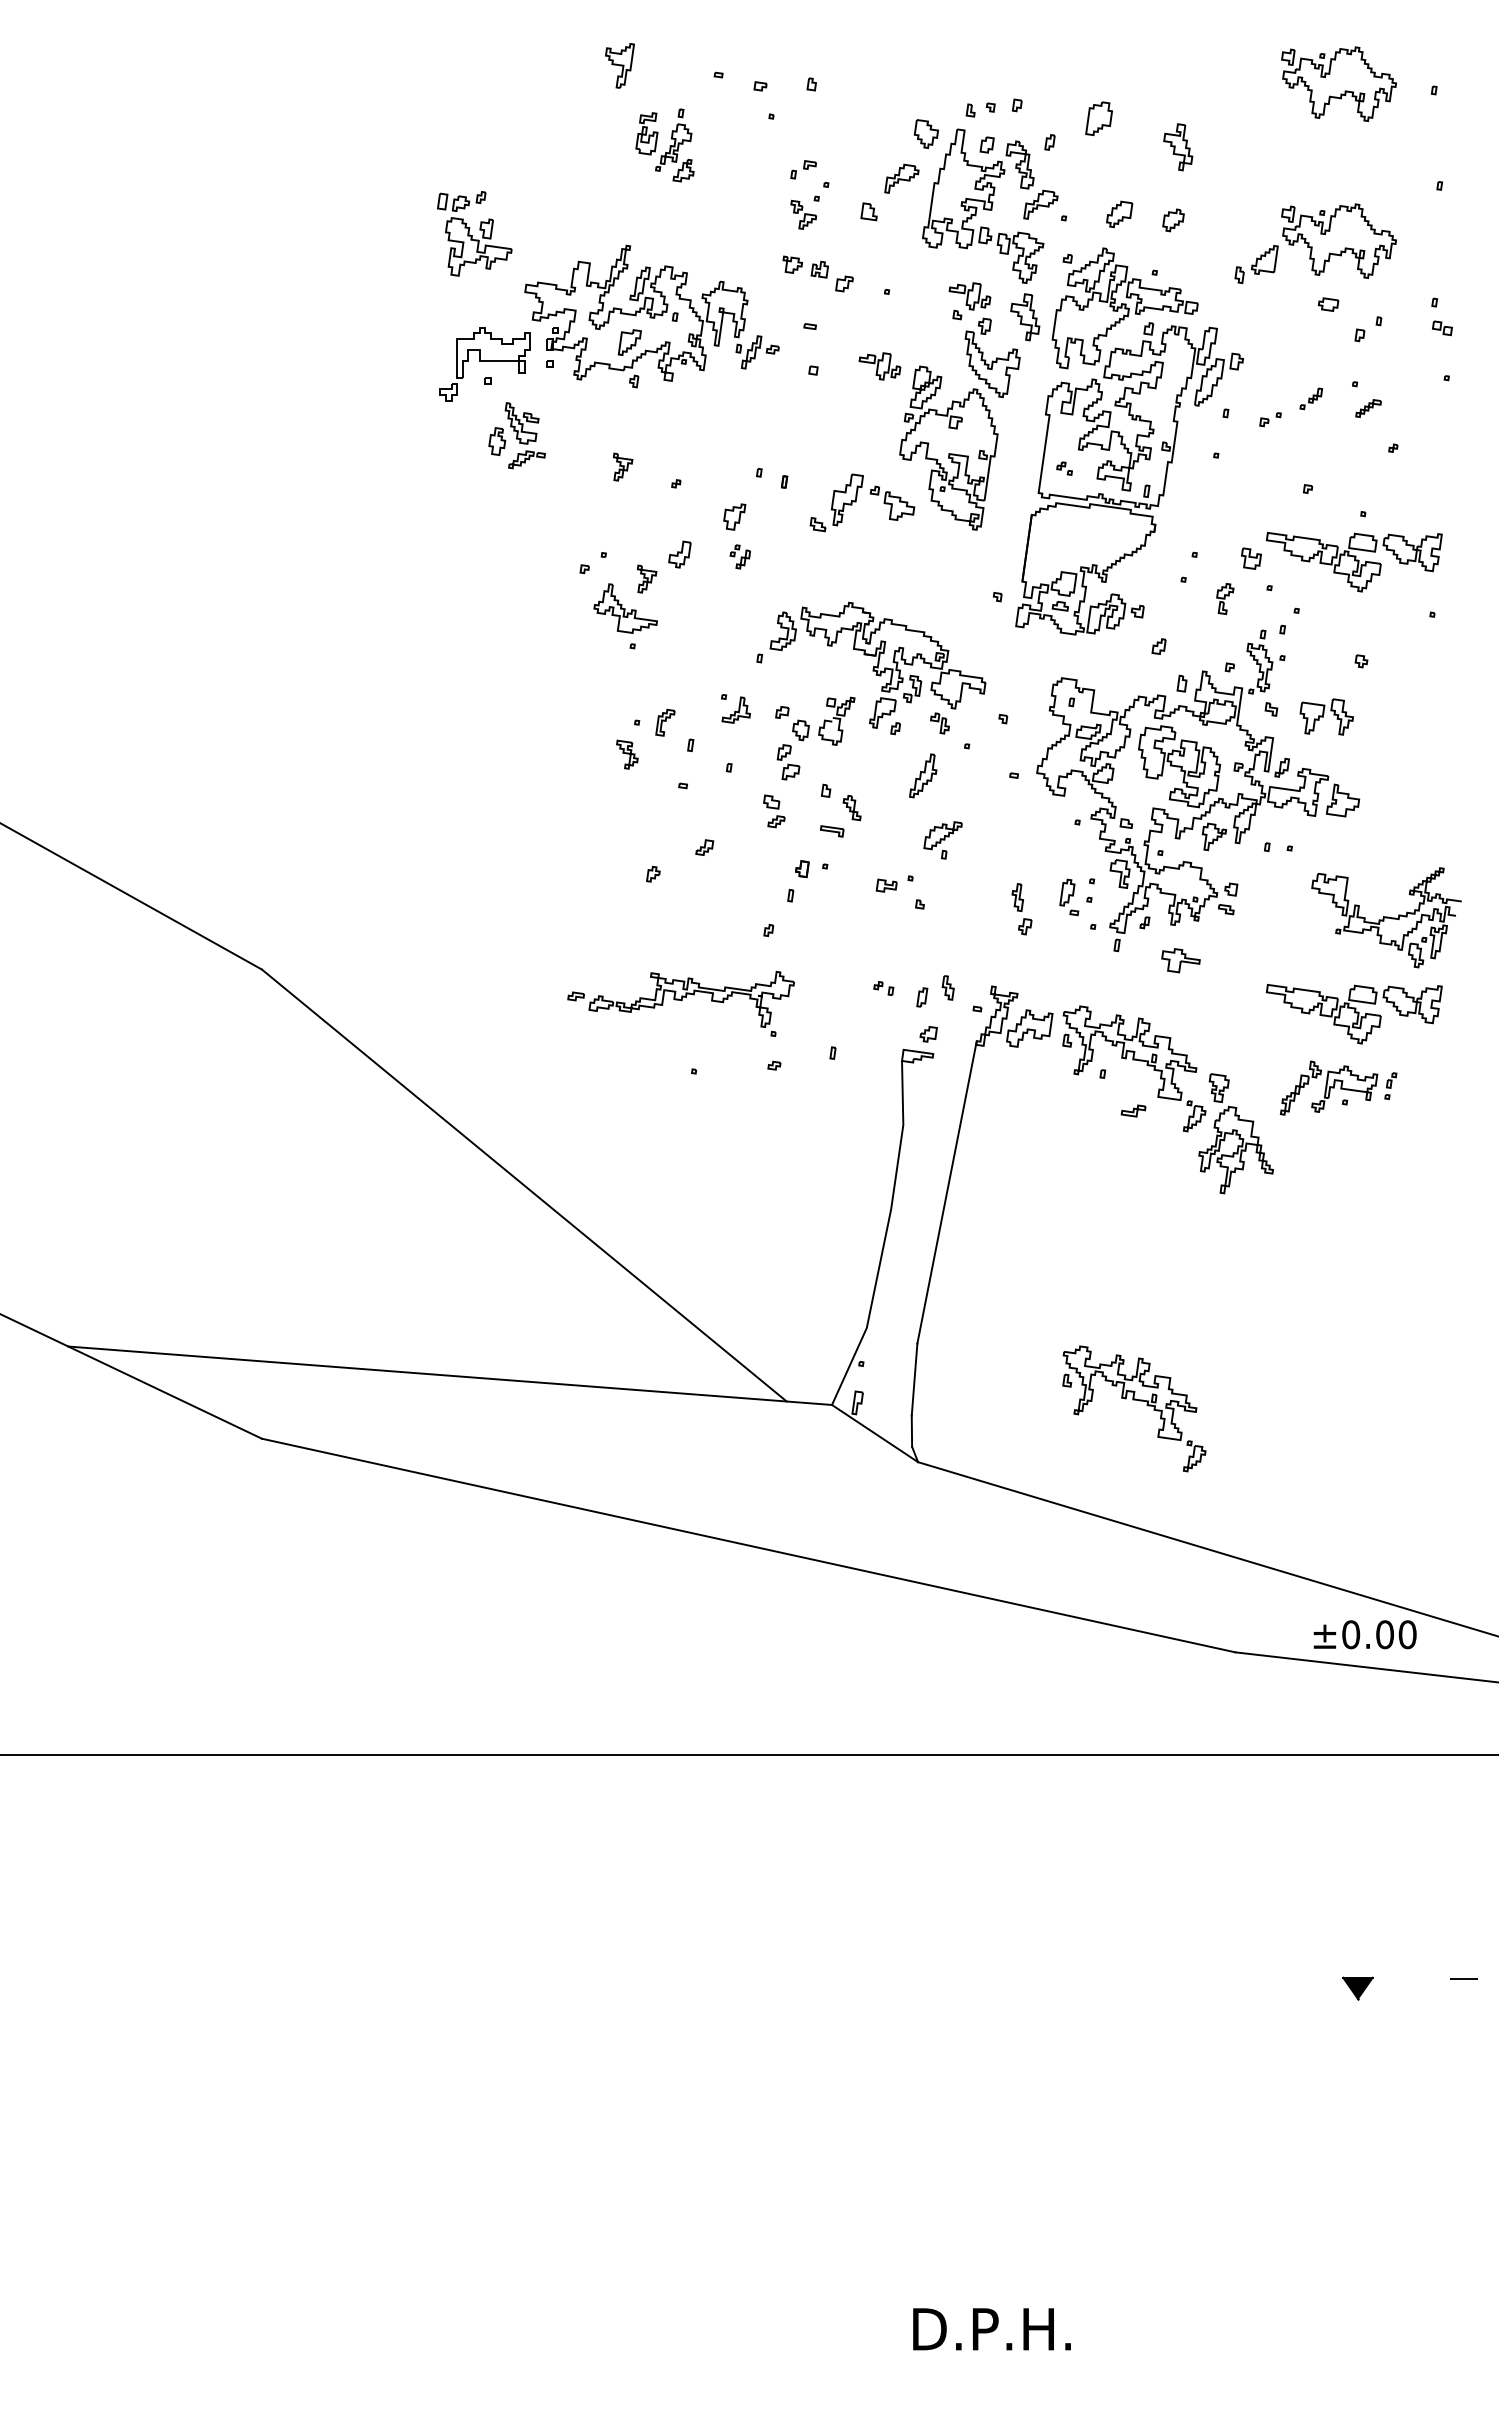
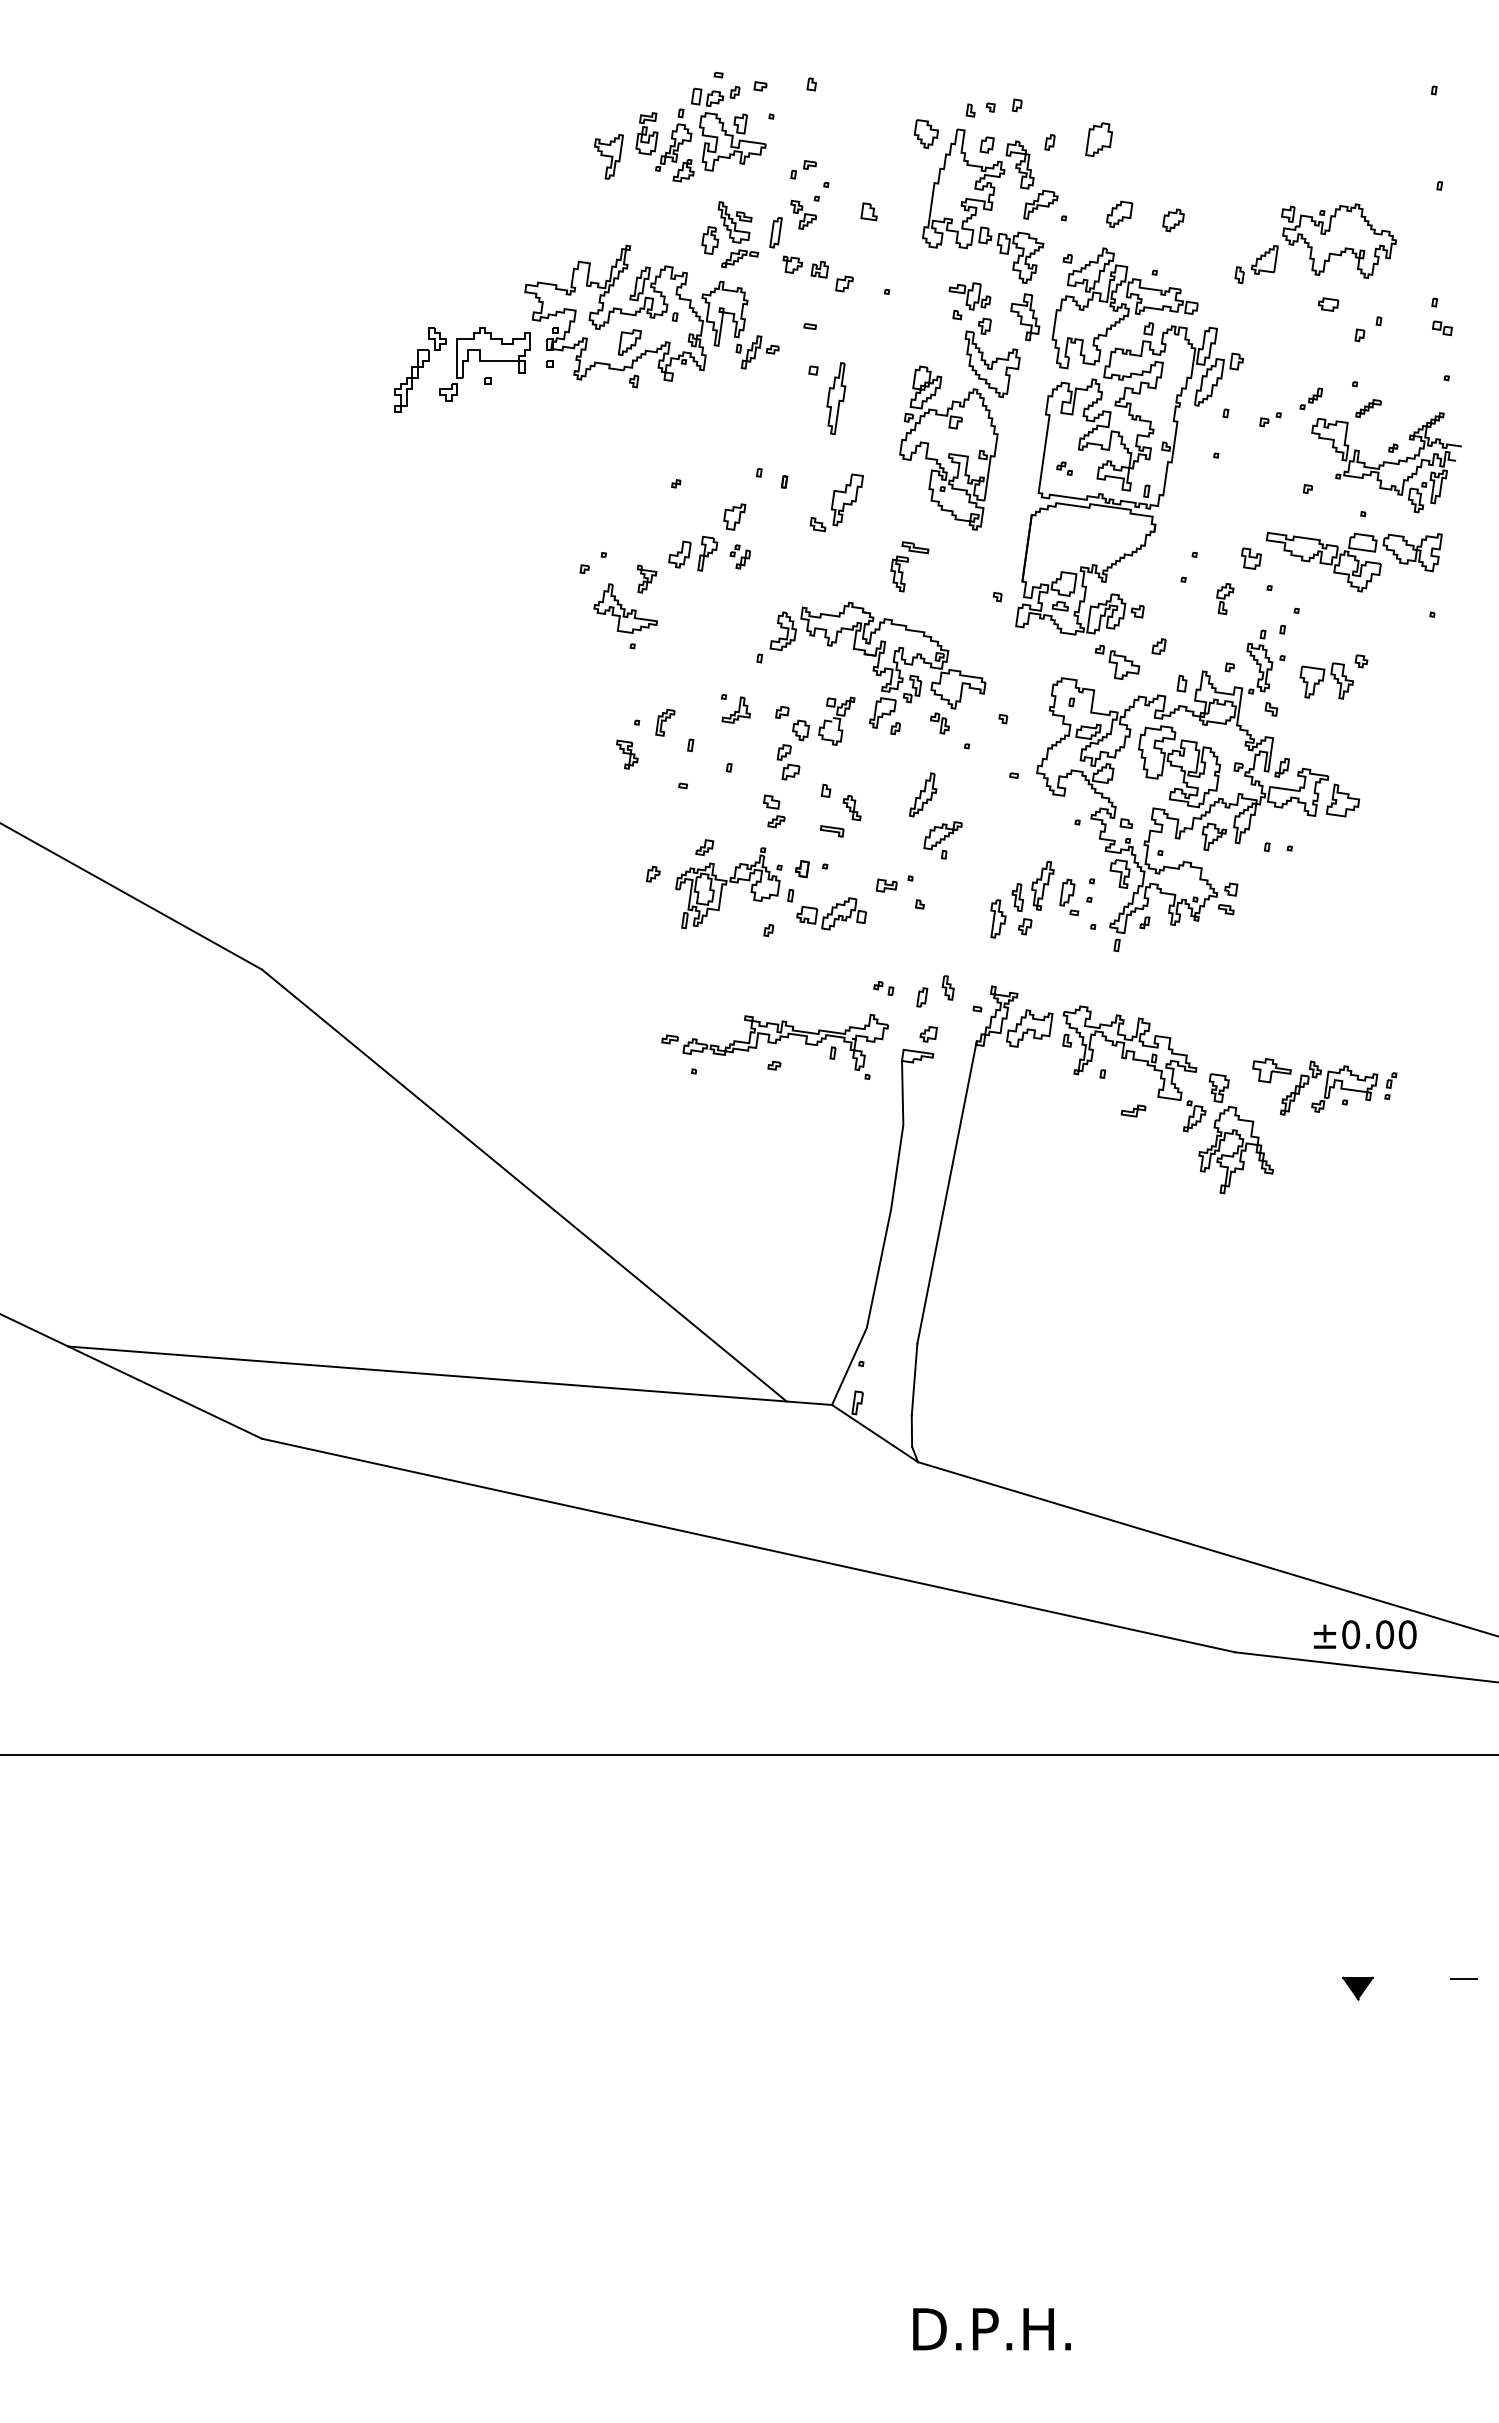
part position: (619, 65) -> (608, 156) (608, 156)
part: present -> none (1338, 83)
part position: (1098, 118) -> (1098, 139) (1098, 139)
part: present -> none (1178, 147)
part: present -> none (901, 178)
part: none -> present (775, 232)
part position: (474, 233) -> (728, 128) (728, 128)
part: present -> none (879, 366)
part: none -> present (420, 369)
part: none -> present (836, 398)
part position: (516, 435) -> (729, 234) (729, 234)
part: present -> none (622, 466)
part position: (892, 502) -> (1117, 661) (1117, 661)
part: none -> present (707, 553)
part: none -> present (909, 566)
part position: (1326, 716) -> (1326, 680) (1326, 680)
part position: (923, 775) -> (923, 794) (923, 794)
part: none -> present (1042, 885)
part: none -> present (728, 888)
part: none -> present (831, 913)
part position: (1386, 917) -> (1386, 462) (1386, 462)
part: none -> present (998, 918)
part position: (1180, 960) -> (1271, 1070) (1271, 1070)
part position: (680, 1003) -> (774, 1046) (774, 1046)
part: present -> none (1353, 1014)
part: present -> none (1134, 1400)
